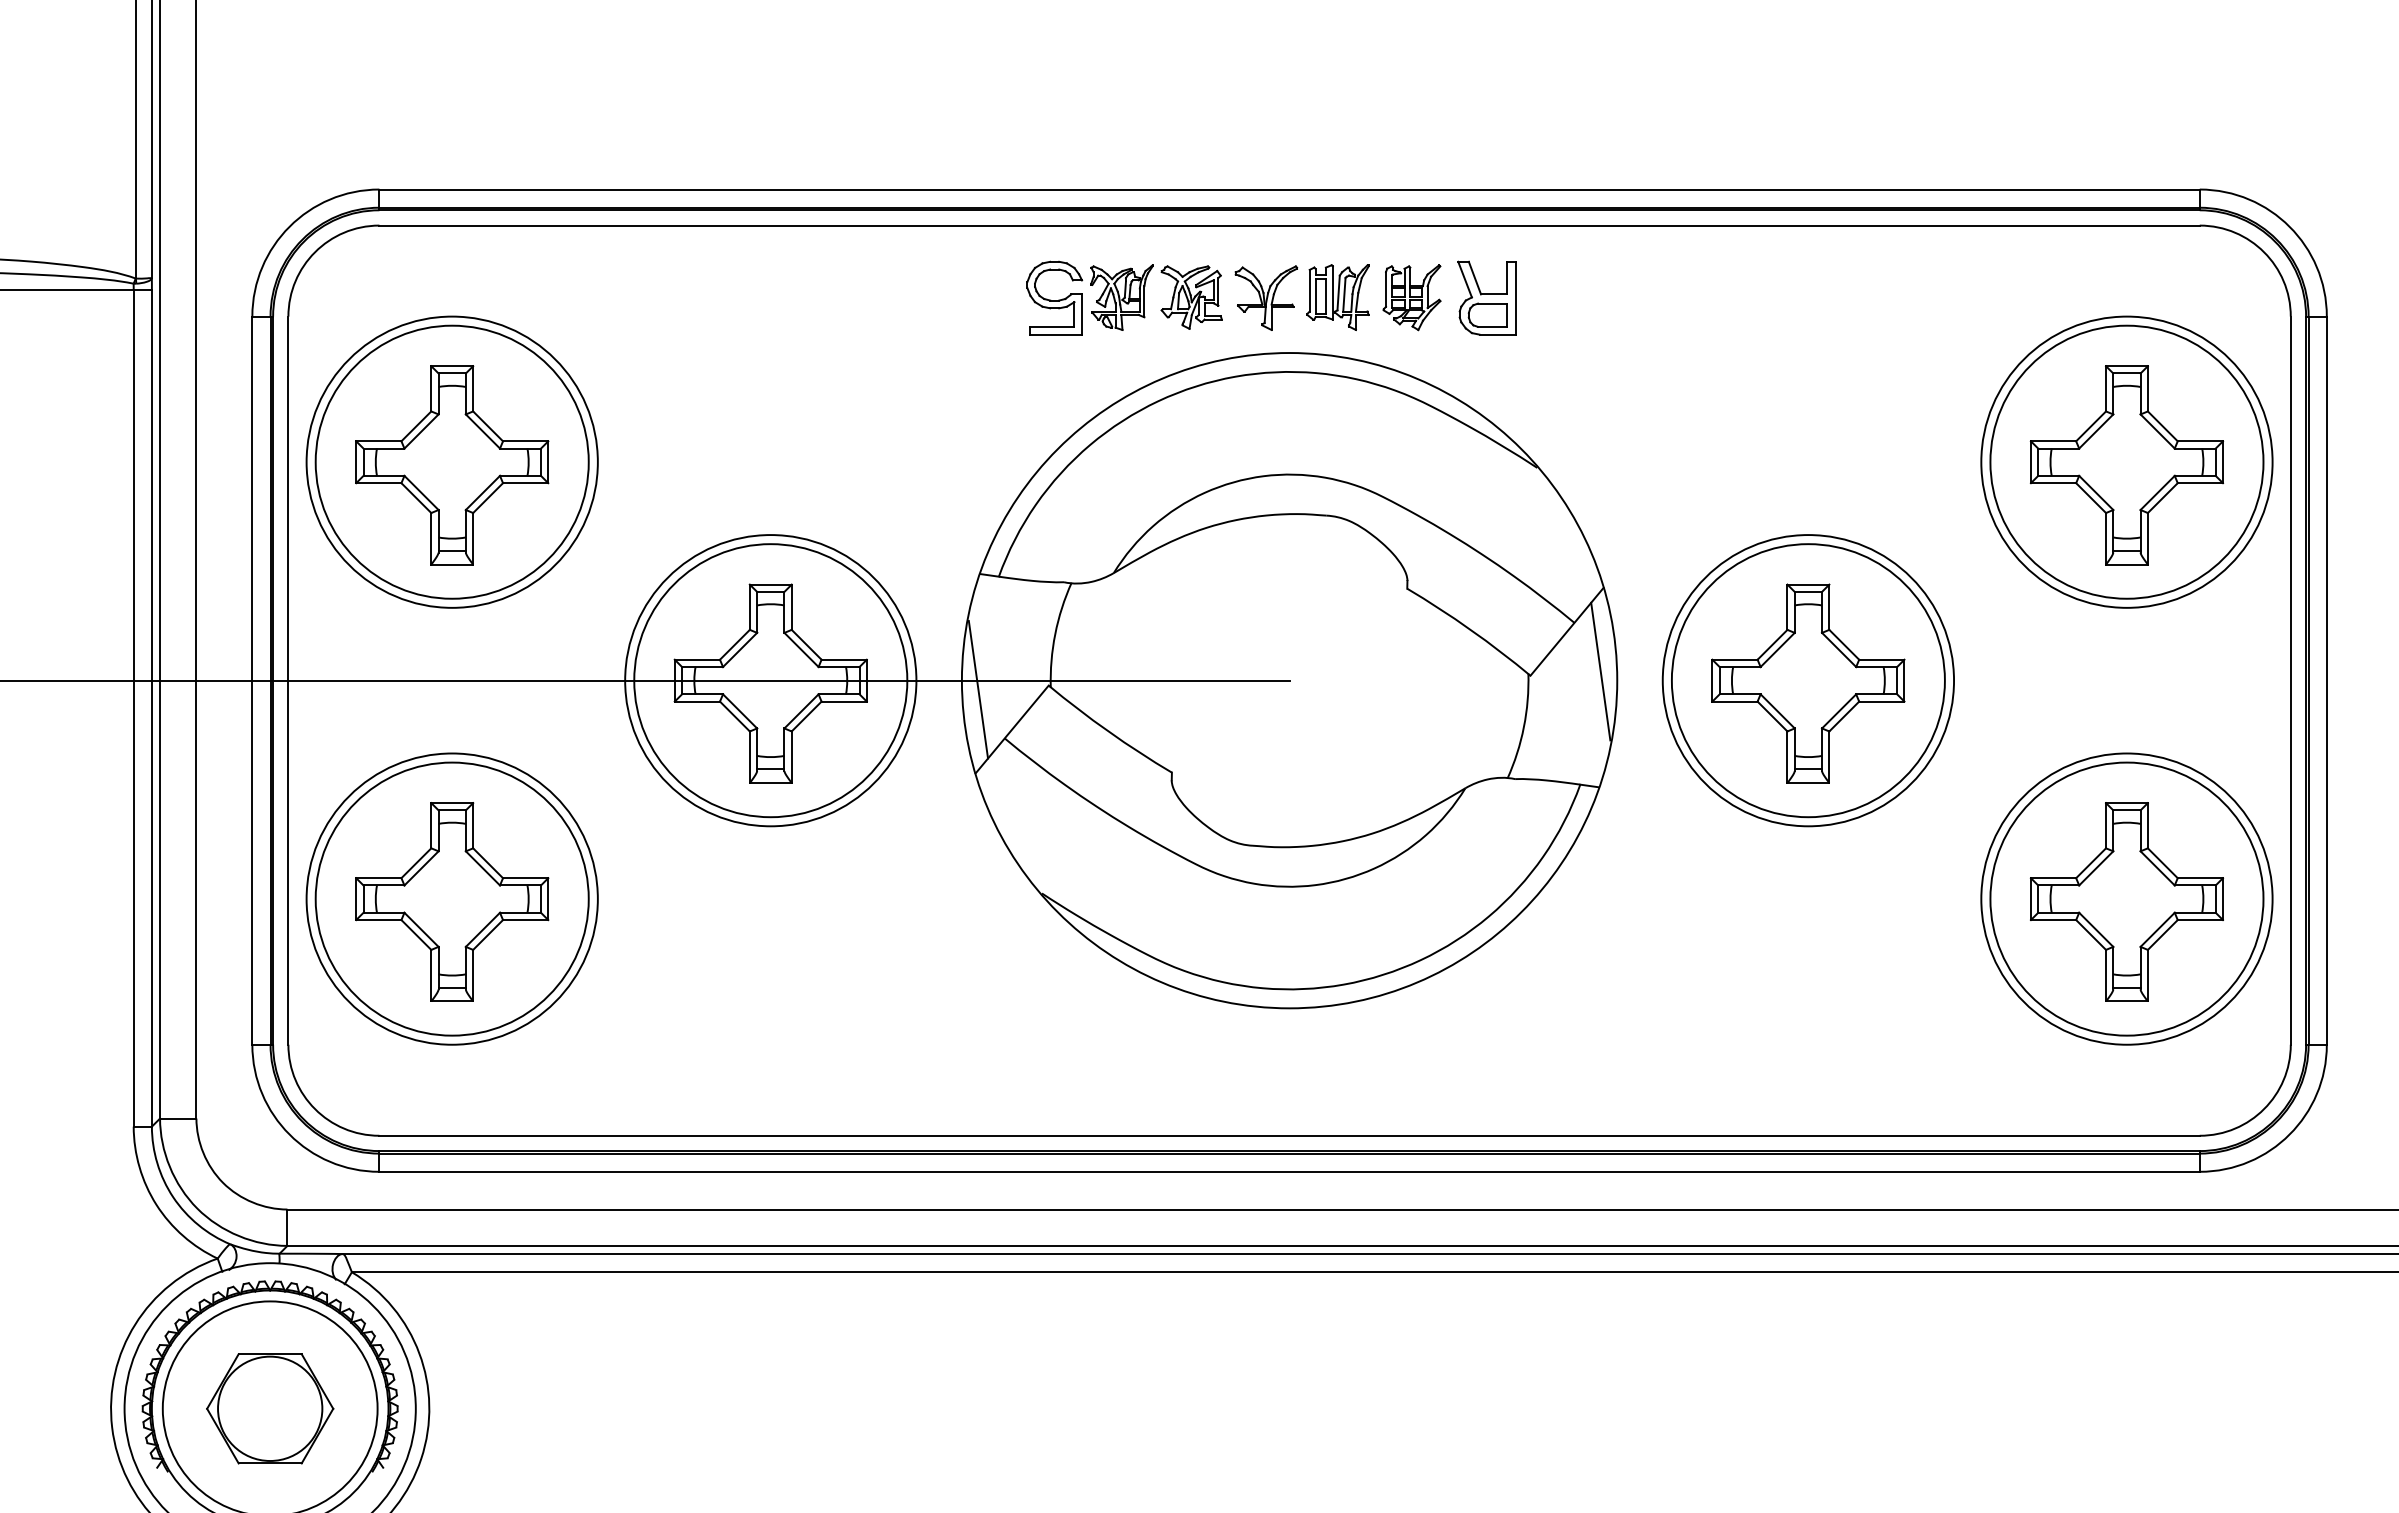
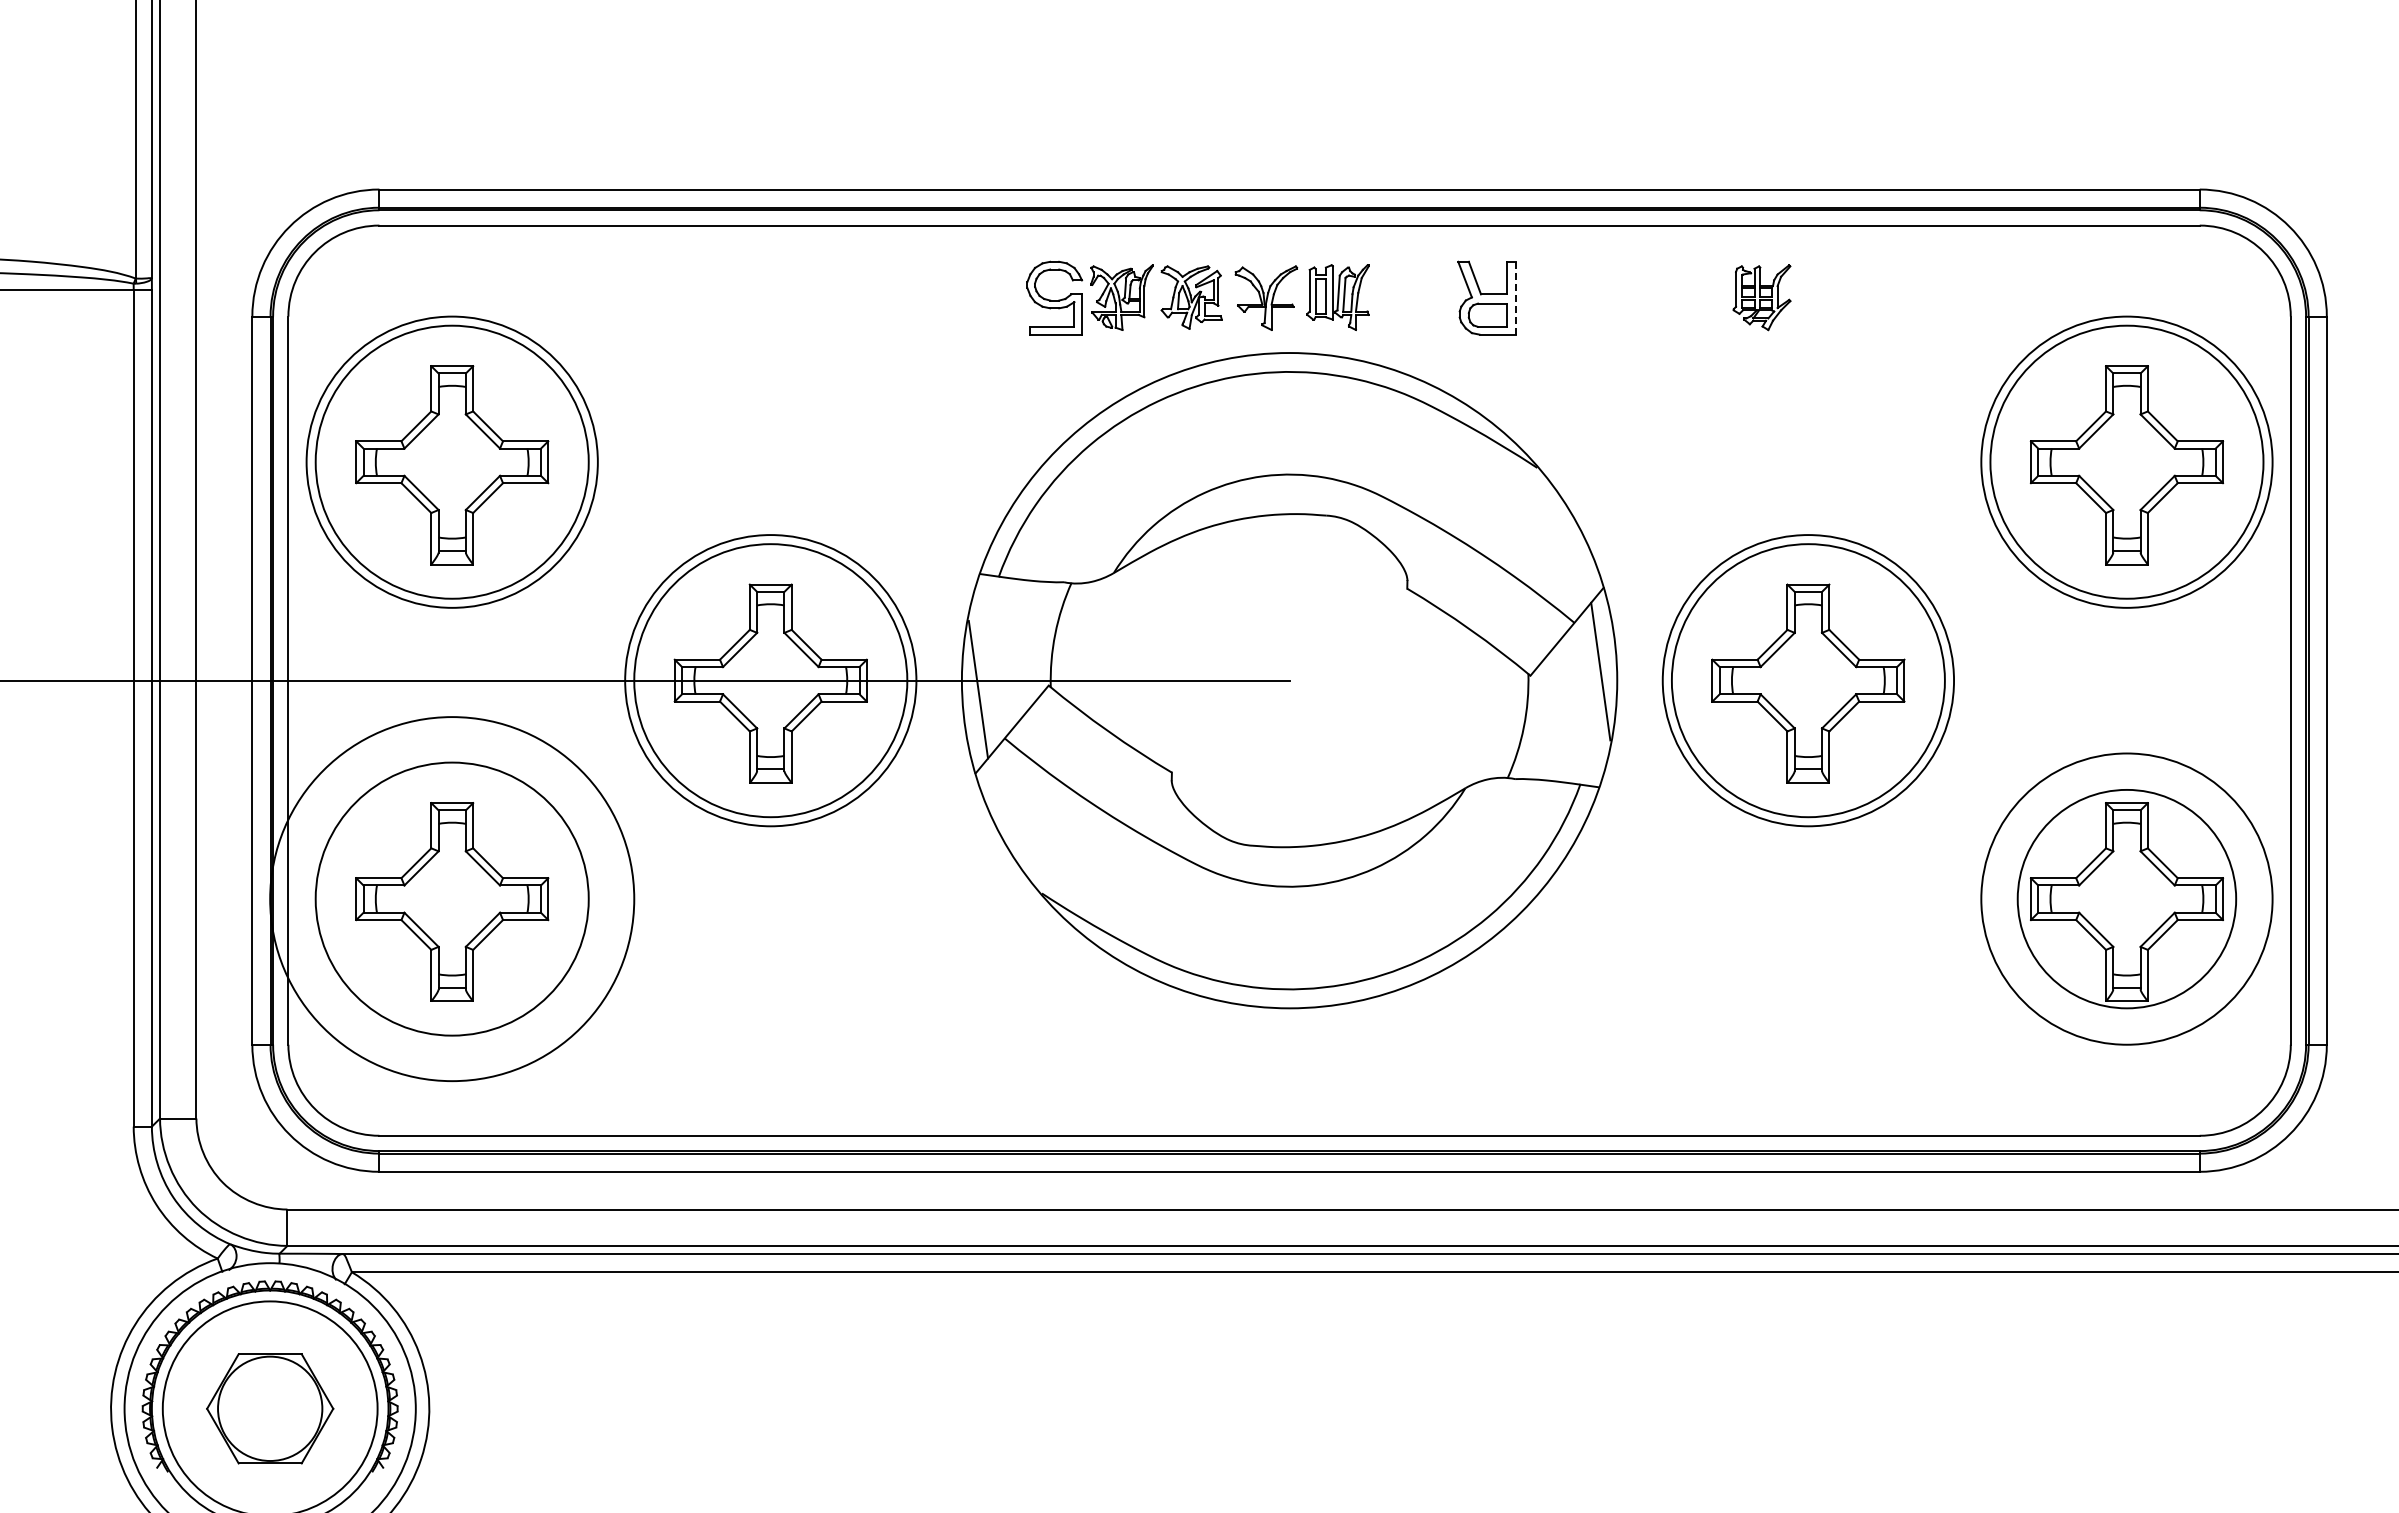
part position: (1411, 297) -> (1761, 297) (1761, 297)
line: solid -> dashed (1515, 297)
circle diameter: 291 px -> 364 px (452, 899)
circle diameter: 273 px -> 218 px (2126, 898)
